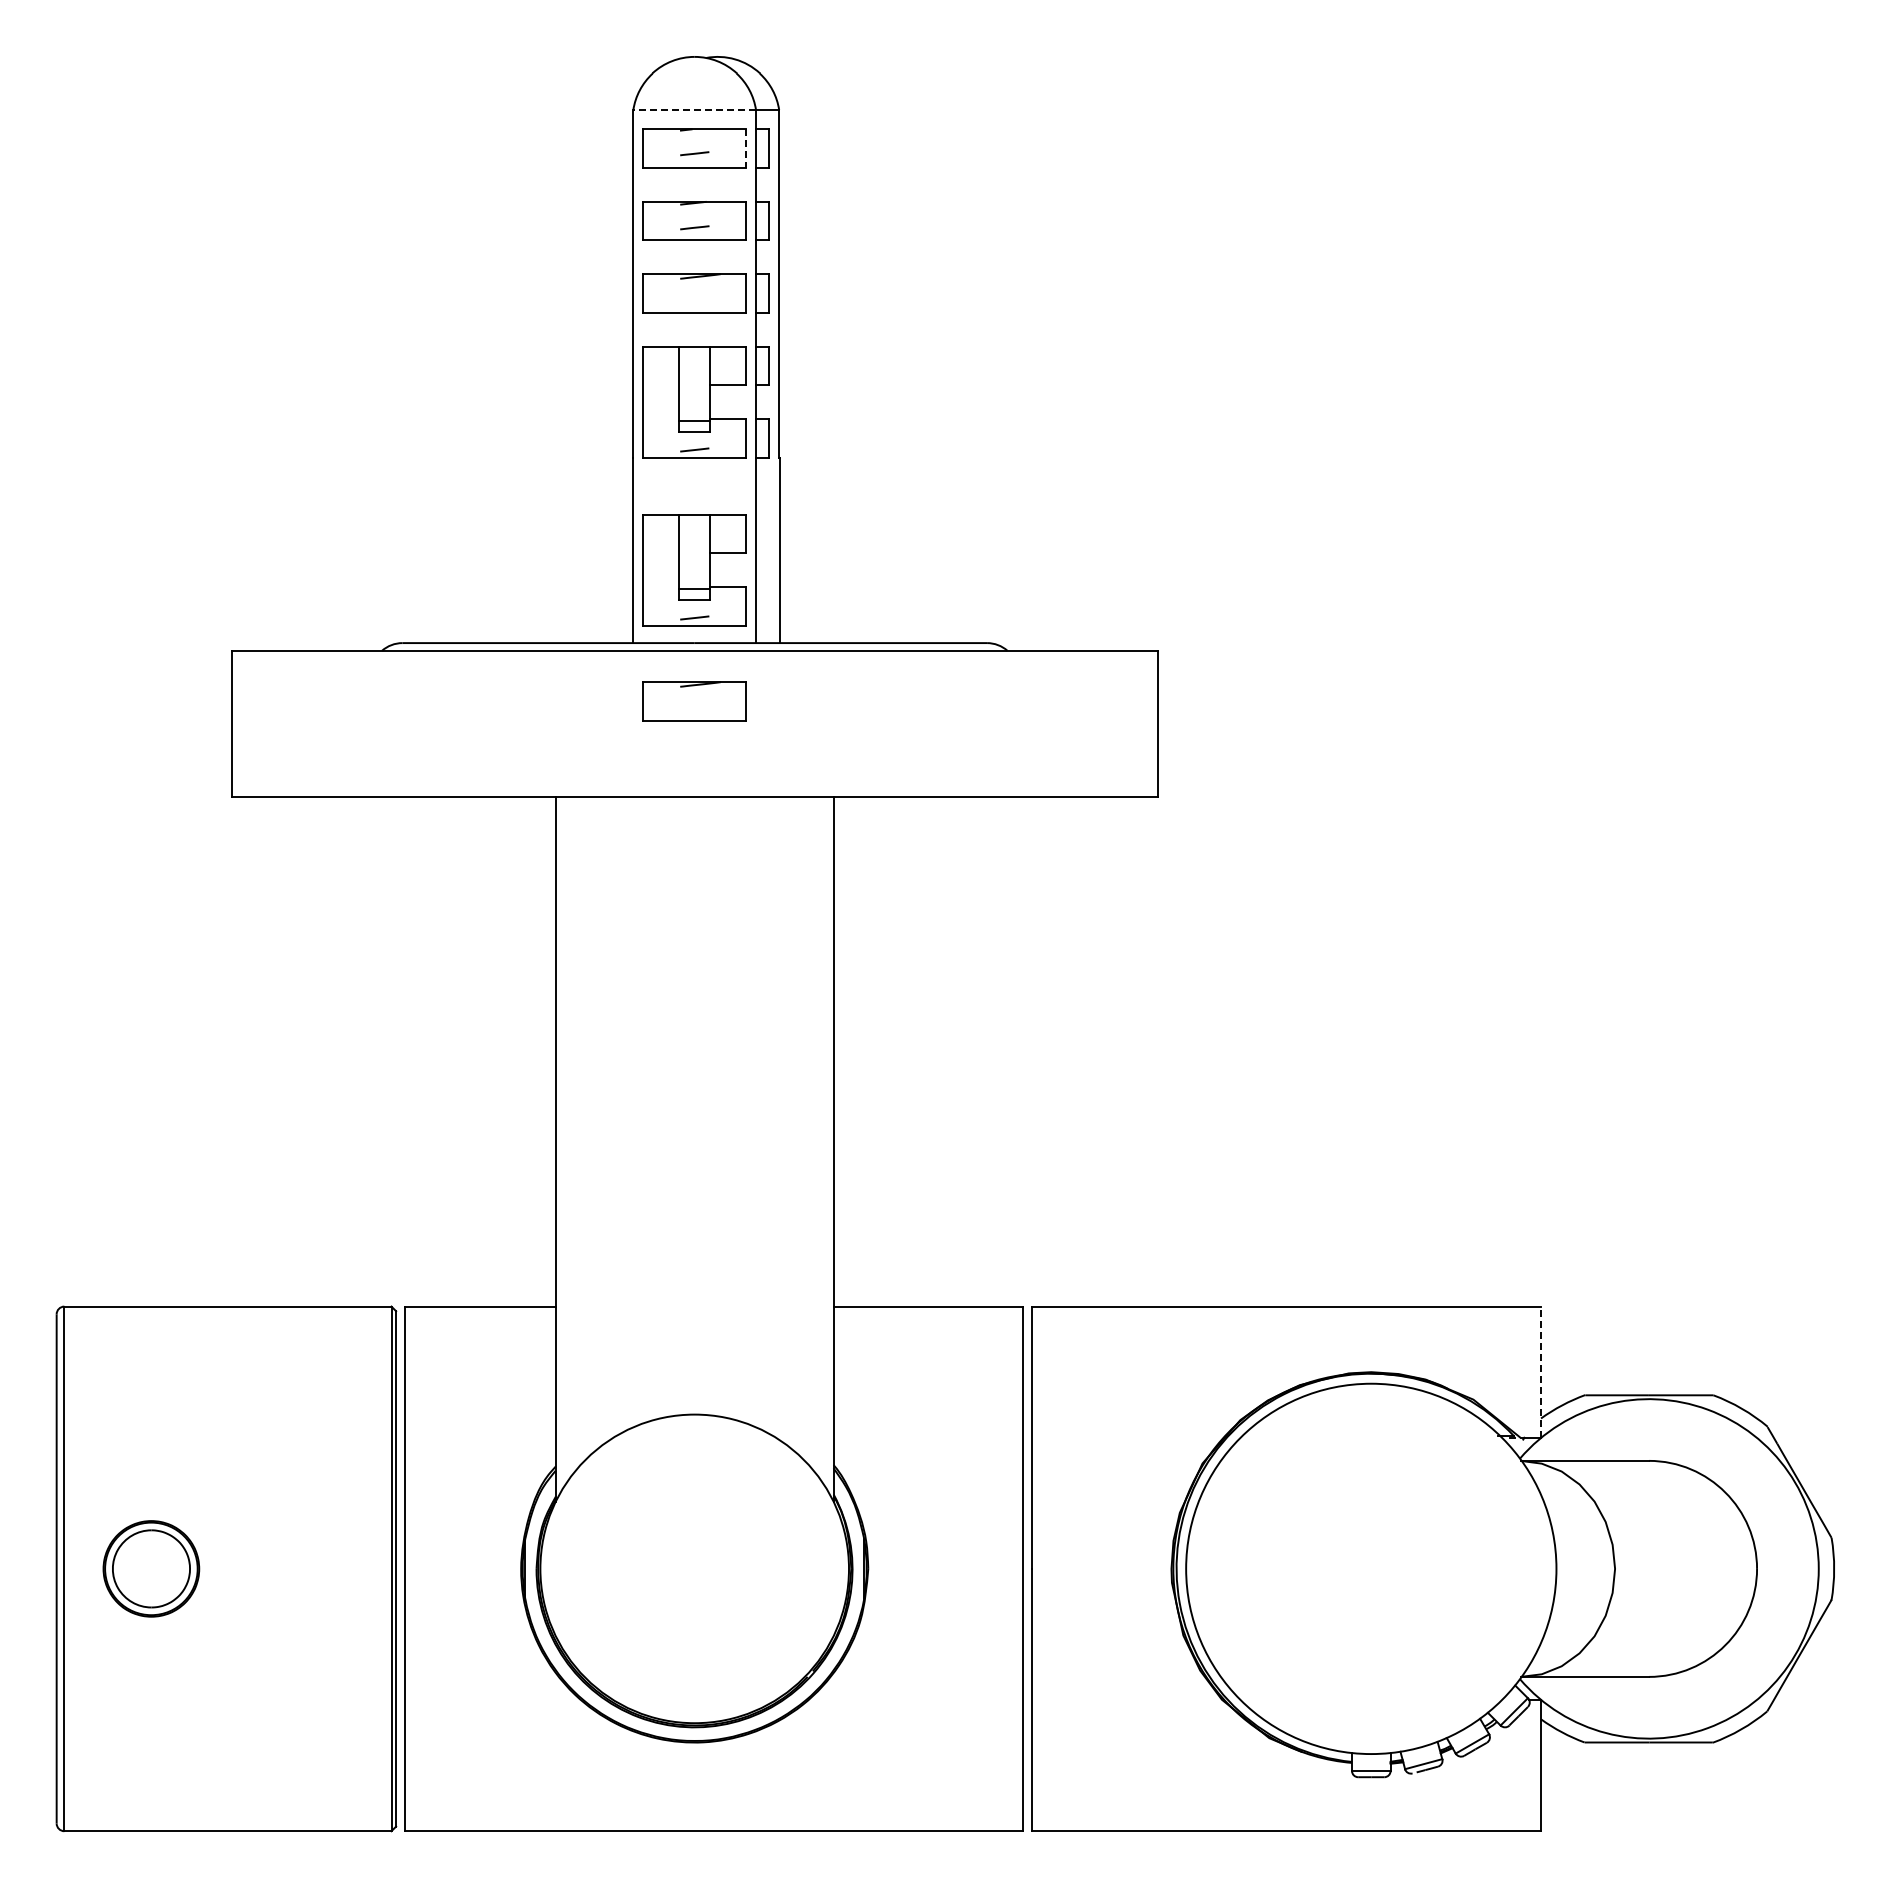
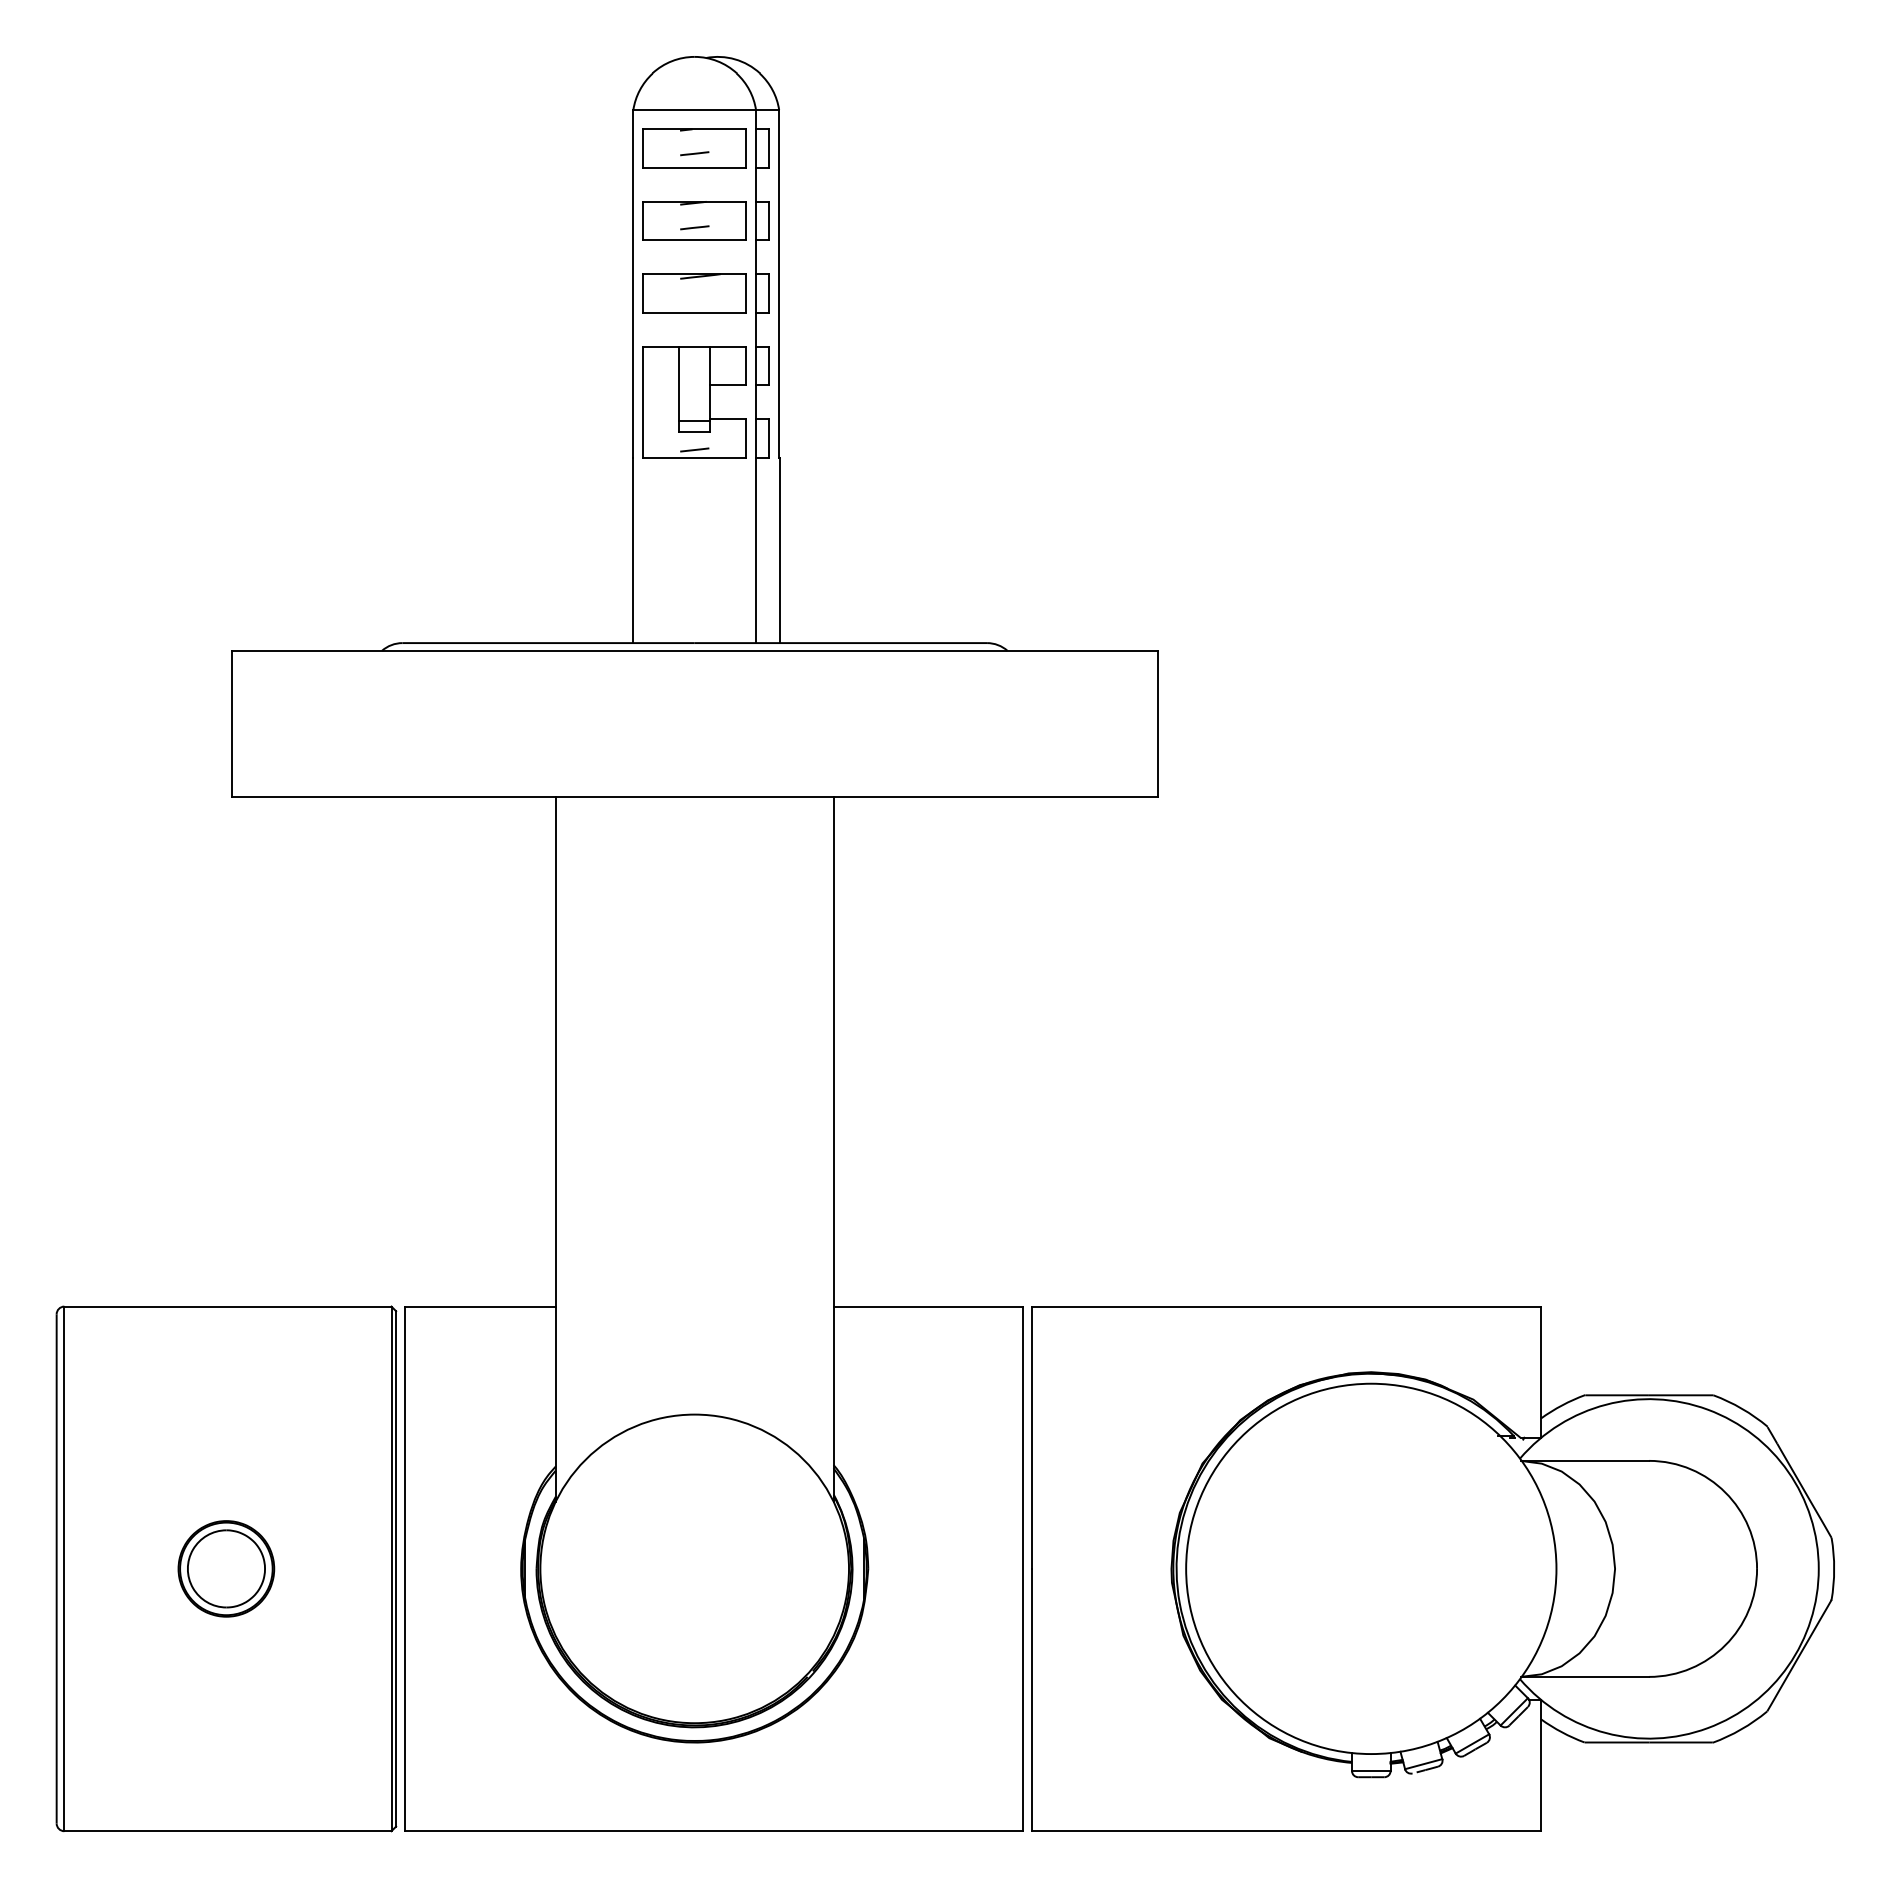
line: dashed -> solid (694, 109)
line: dashed -> solid (746, 149)
part: present -> none (694, 570)
part: present -> none (694, 701)
line: dashed -> solid (1541, 1372)
part position: (151, 1568) -> (226, 1568) (226, 1568)
